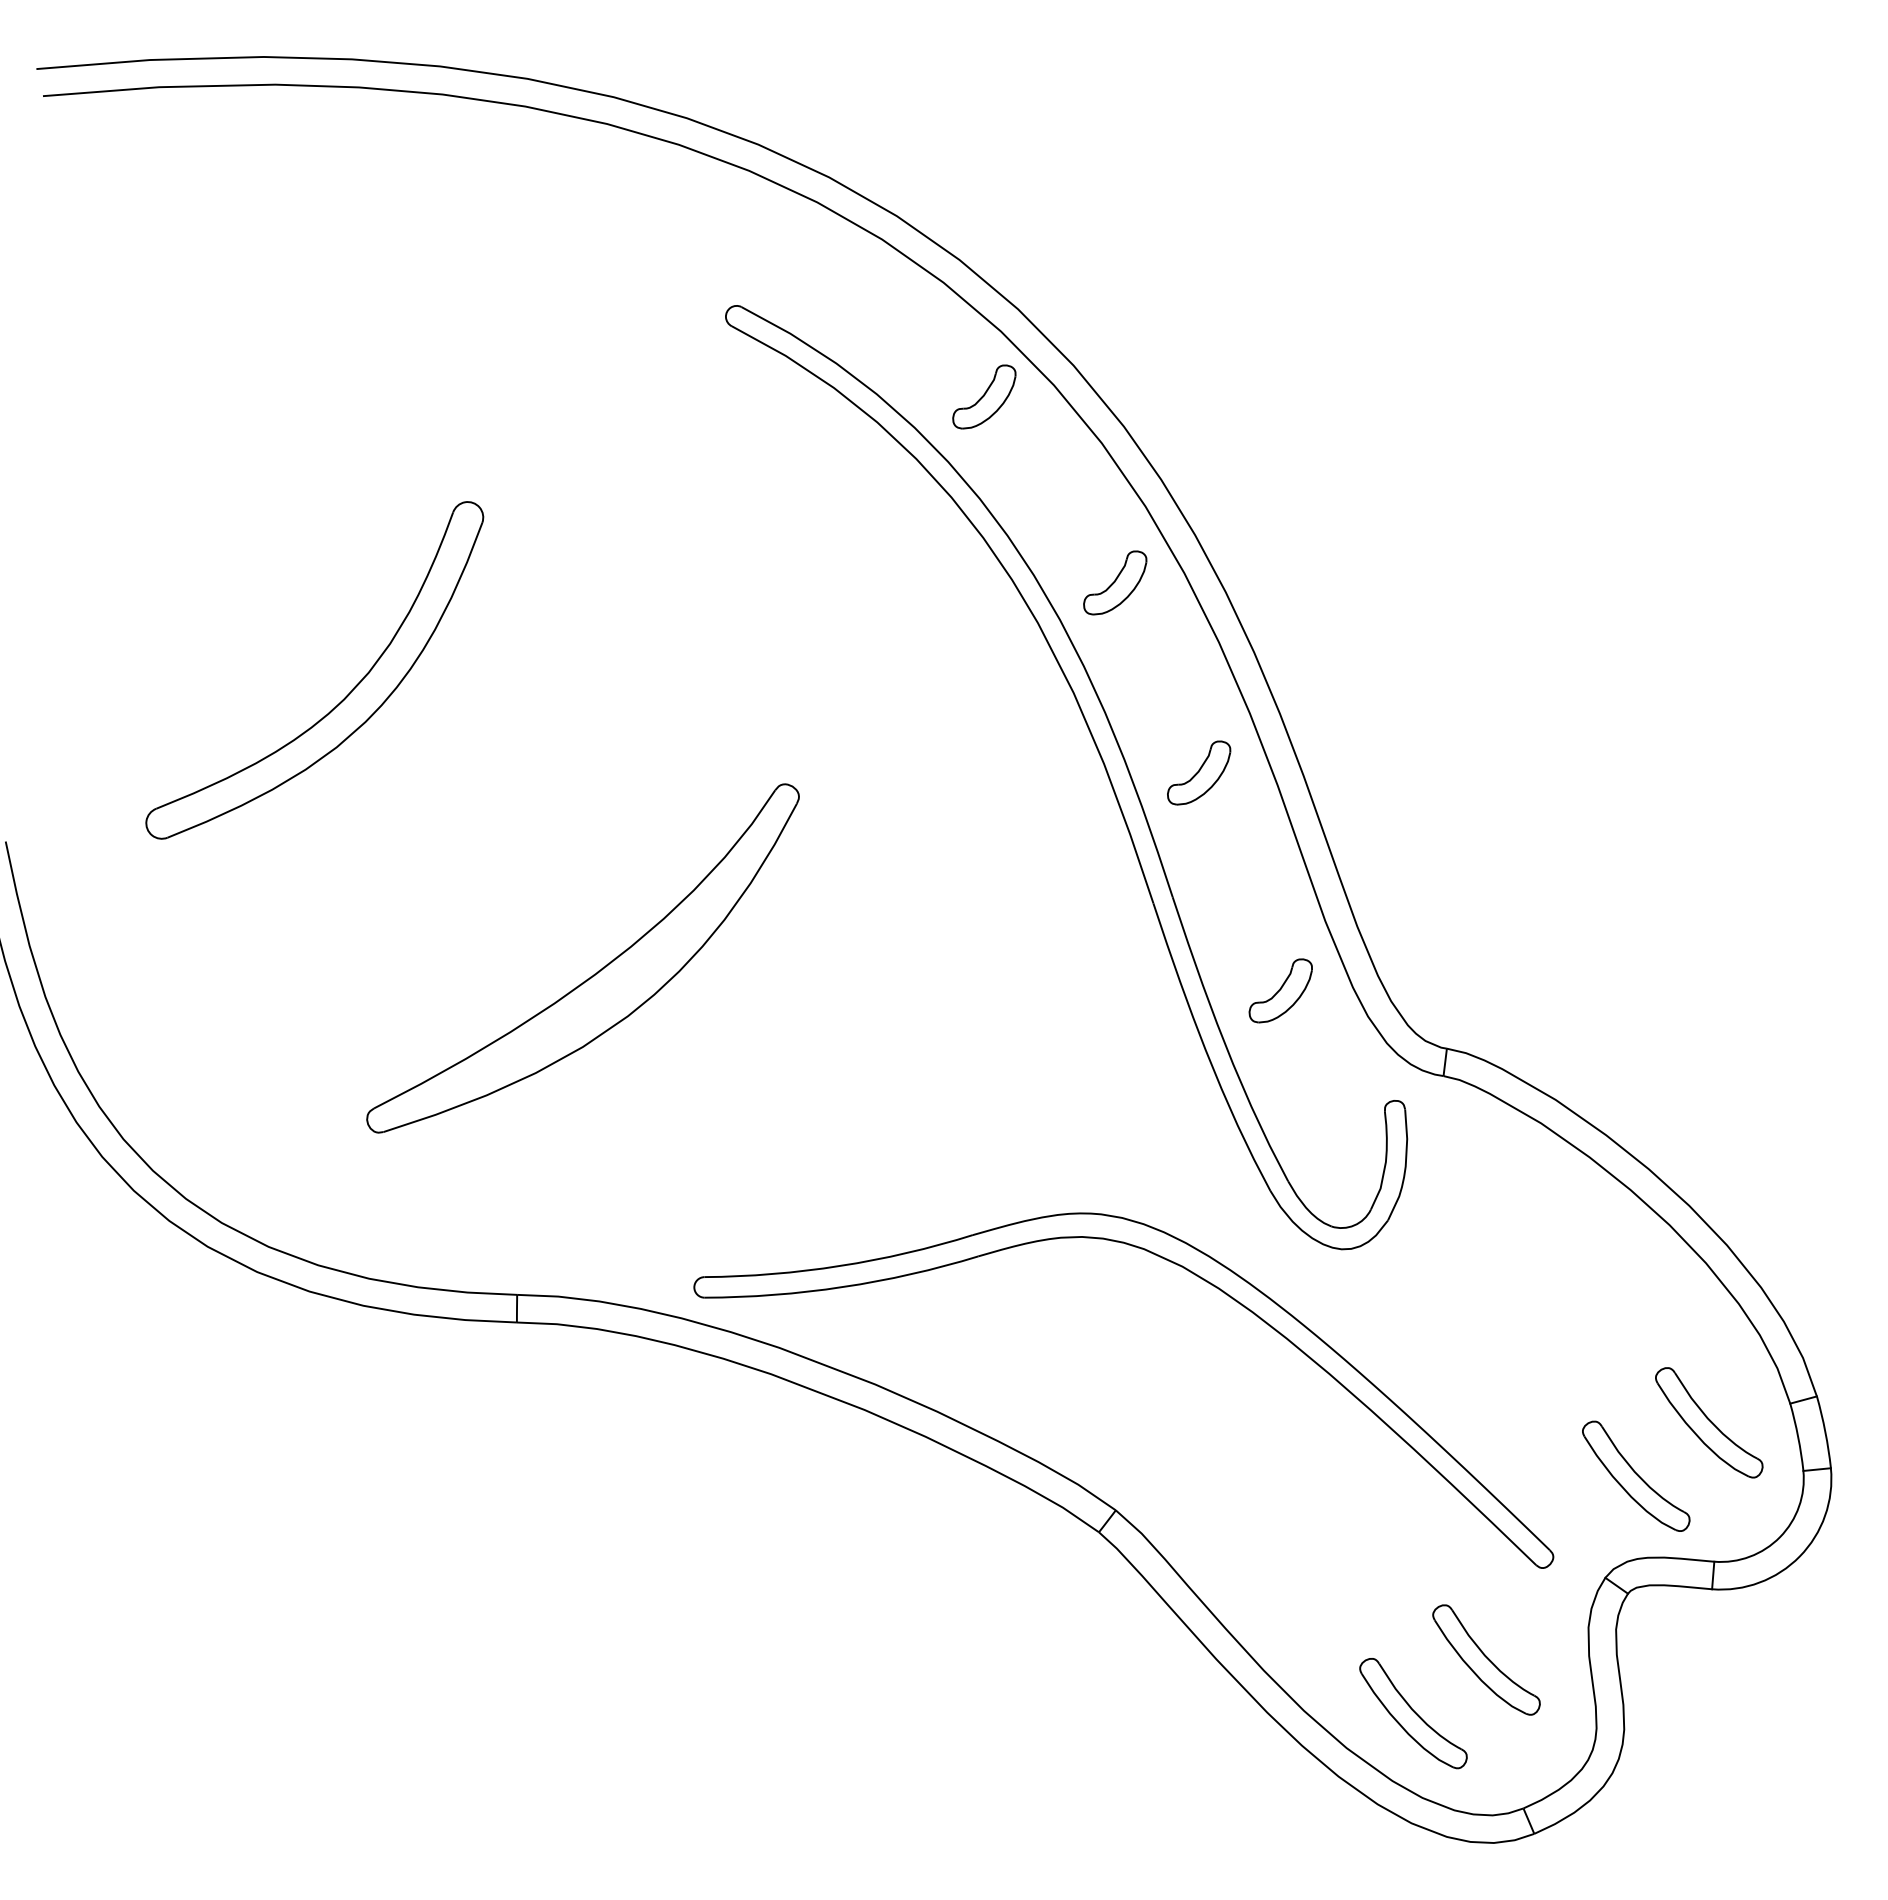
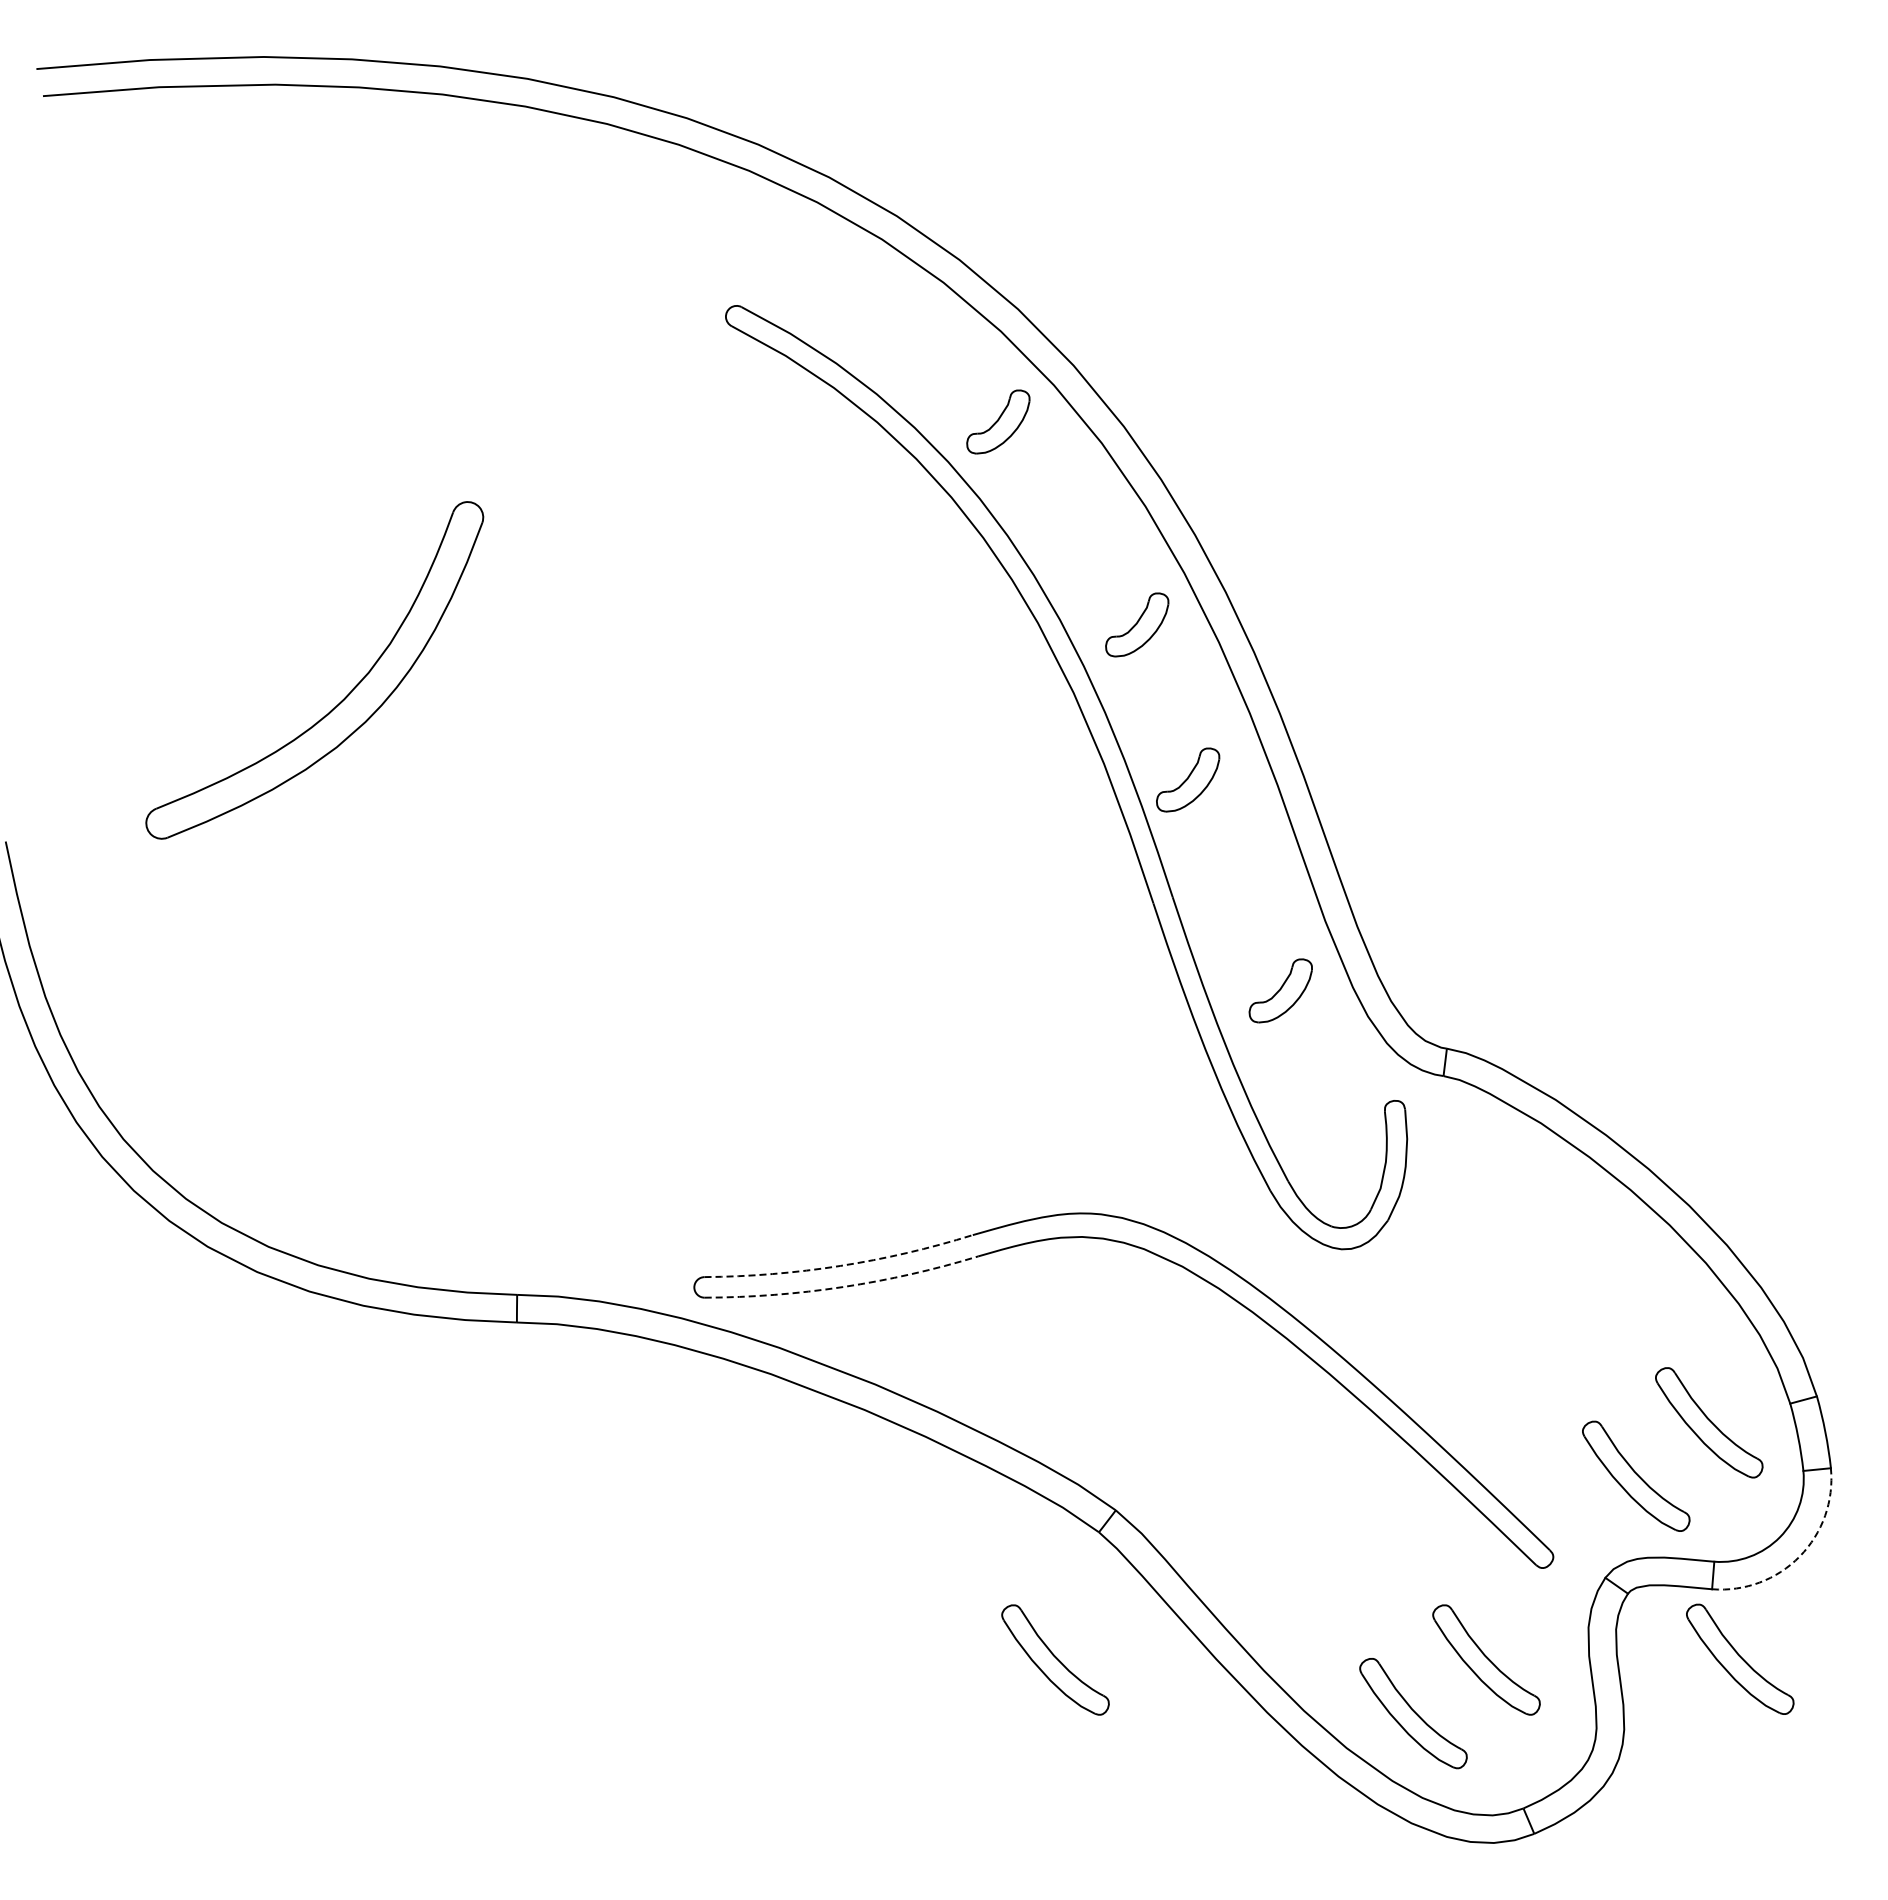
part position: (984, 396) -> (998, 421) (998, 421)
part position: (1115, 582) -> (1137, 624) (1137, 624)
part position: (1199, 772) -> (1188, 779) (1188, 779)
part: present -> none (594, 973)
arc: solid -> dashed (840, 1265)
arc: solid -> dashed (843, 1287)
arc: solid -> dashed (1799, 1556)
part: none -> present (1740, 1658)
part: none -> present (1055, 1659)
